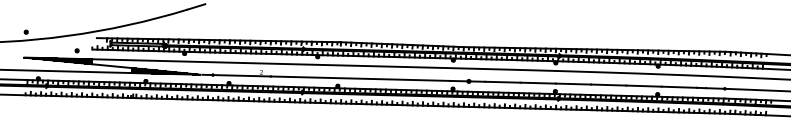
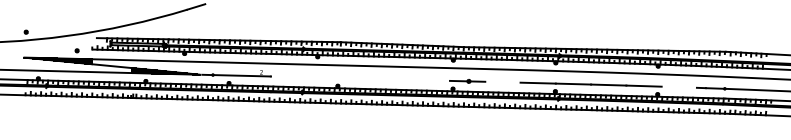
line: present -> none (360, 78)
line: present -> none (502, 81)
line: present -> none (678, 86)
